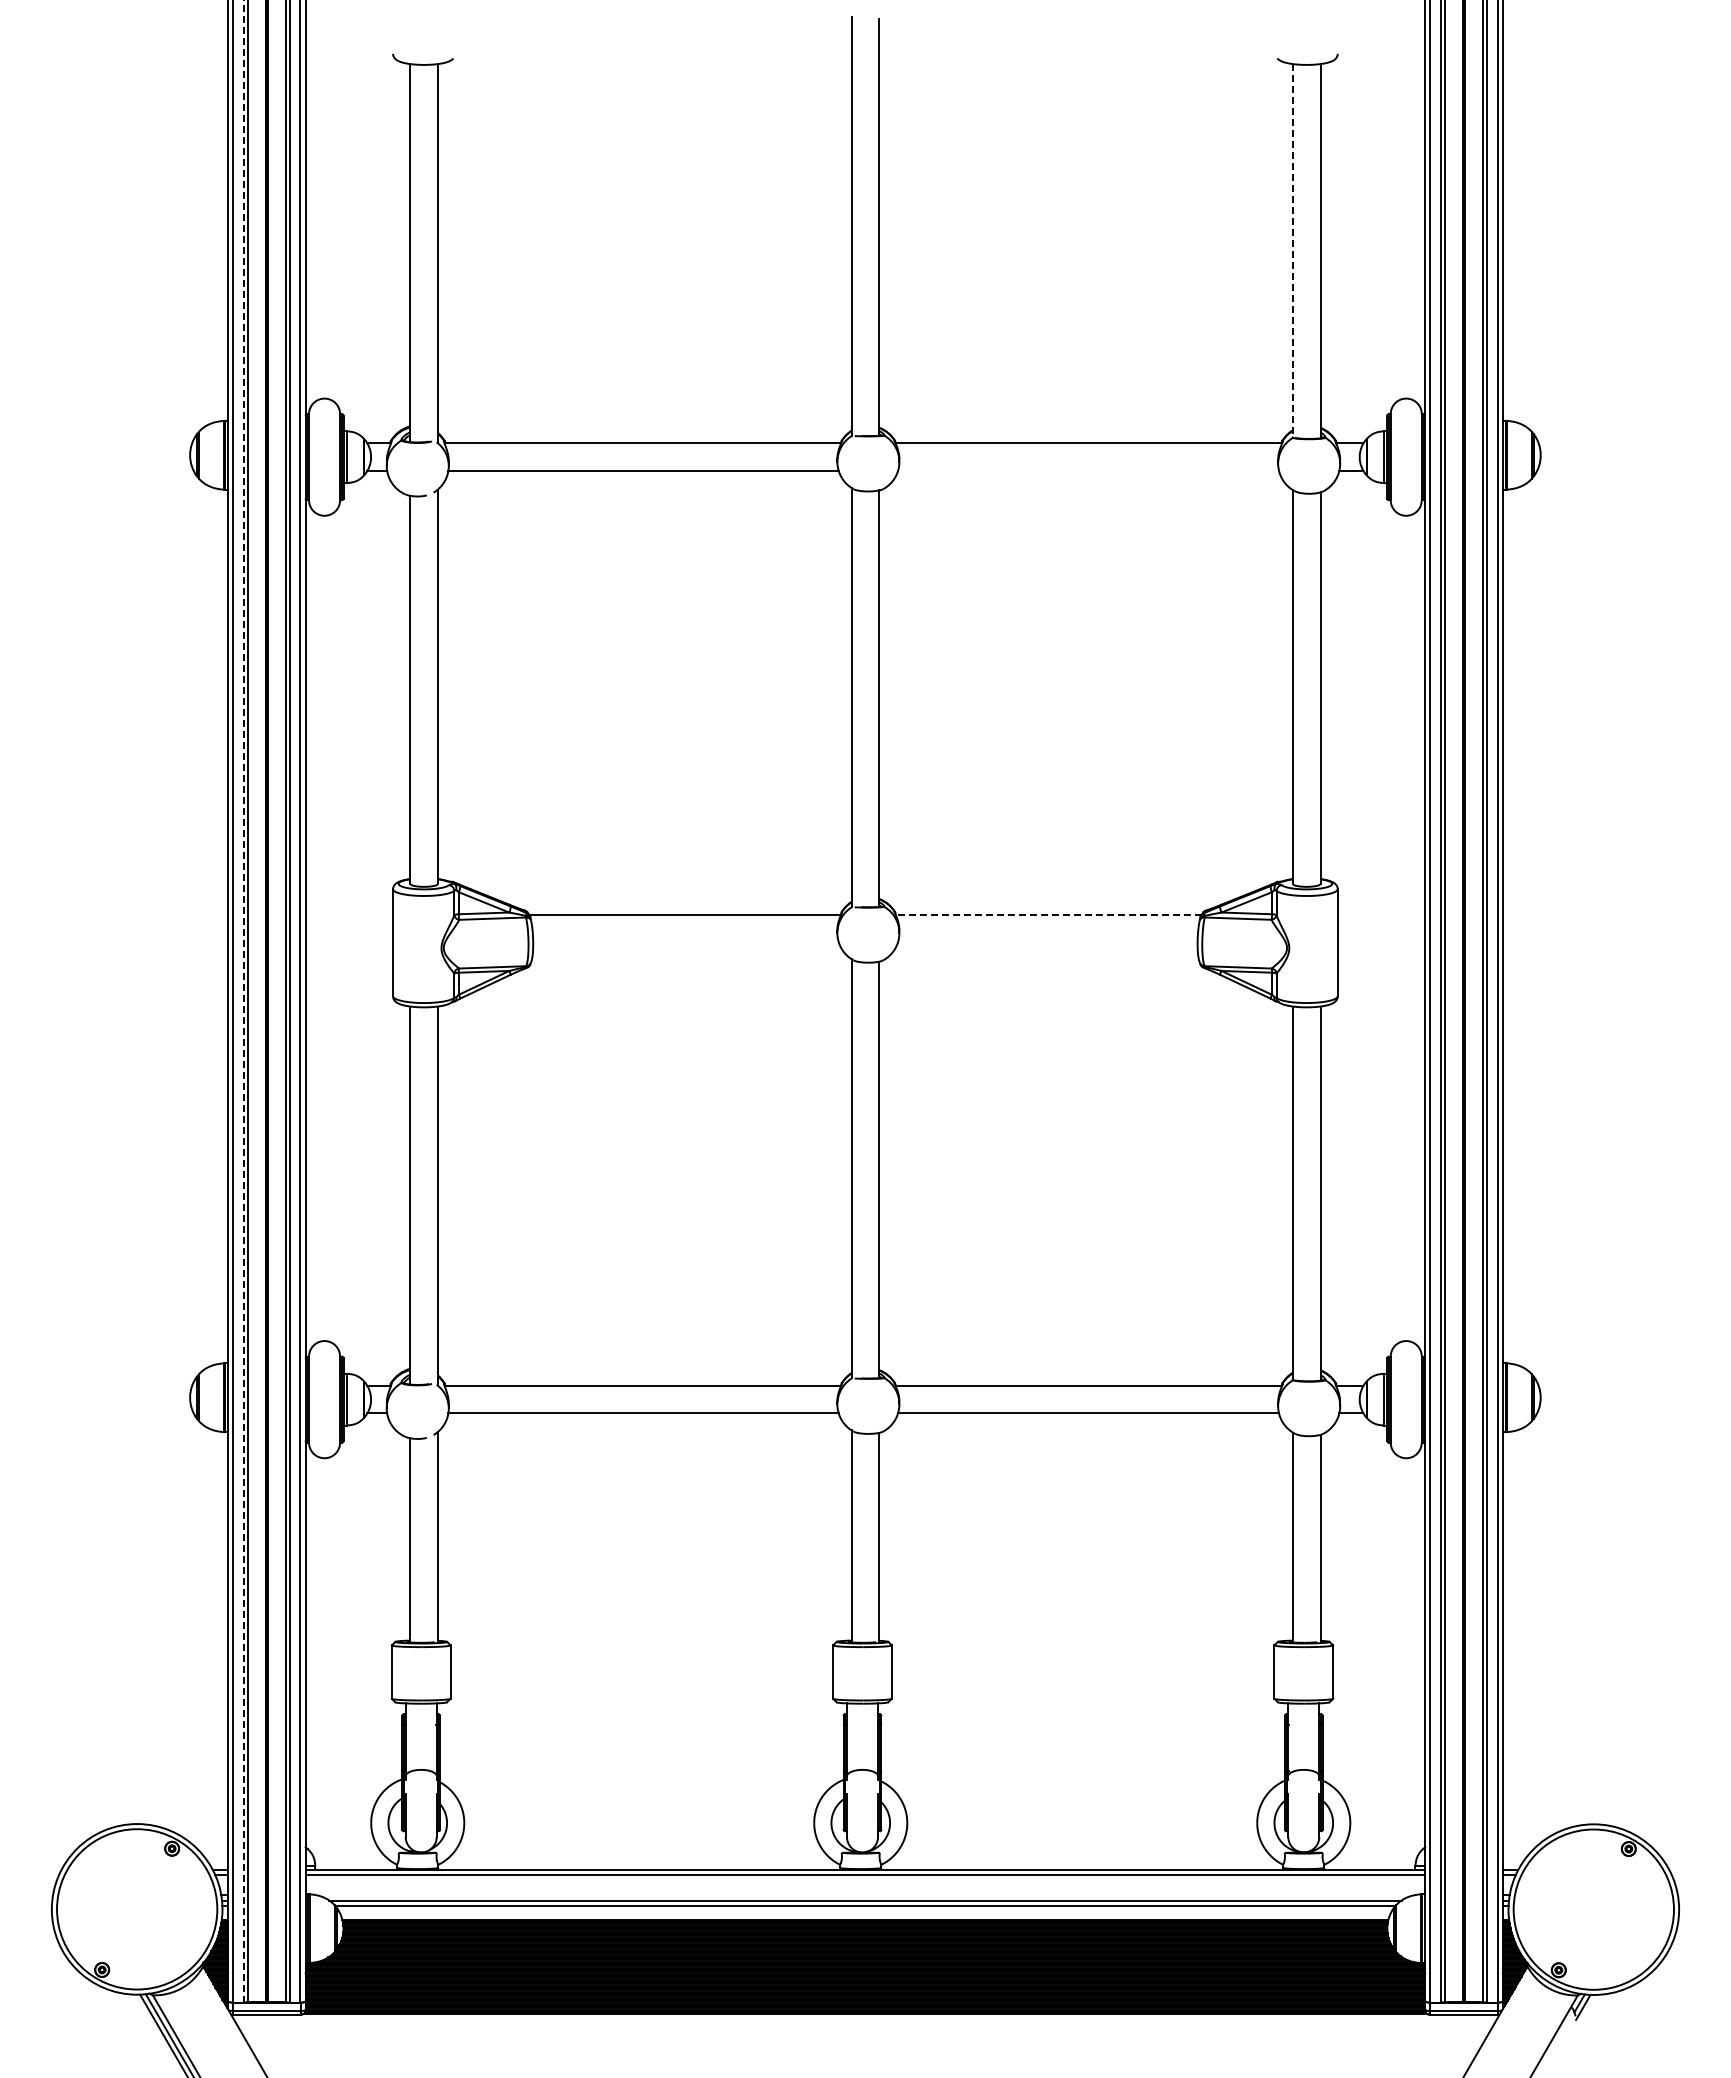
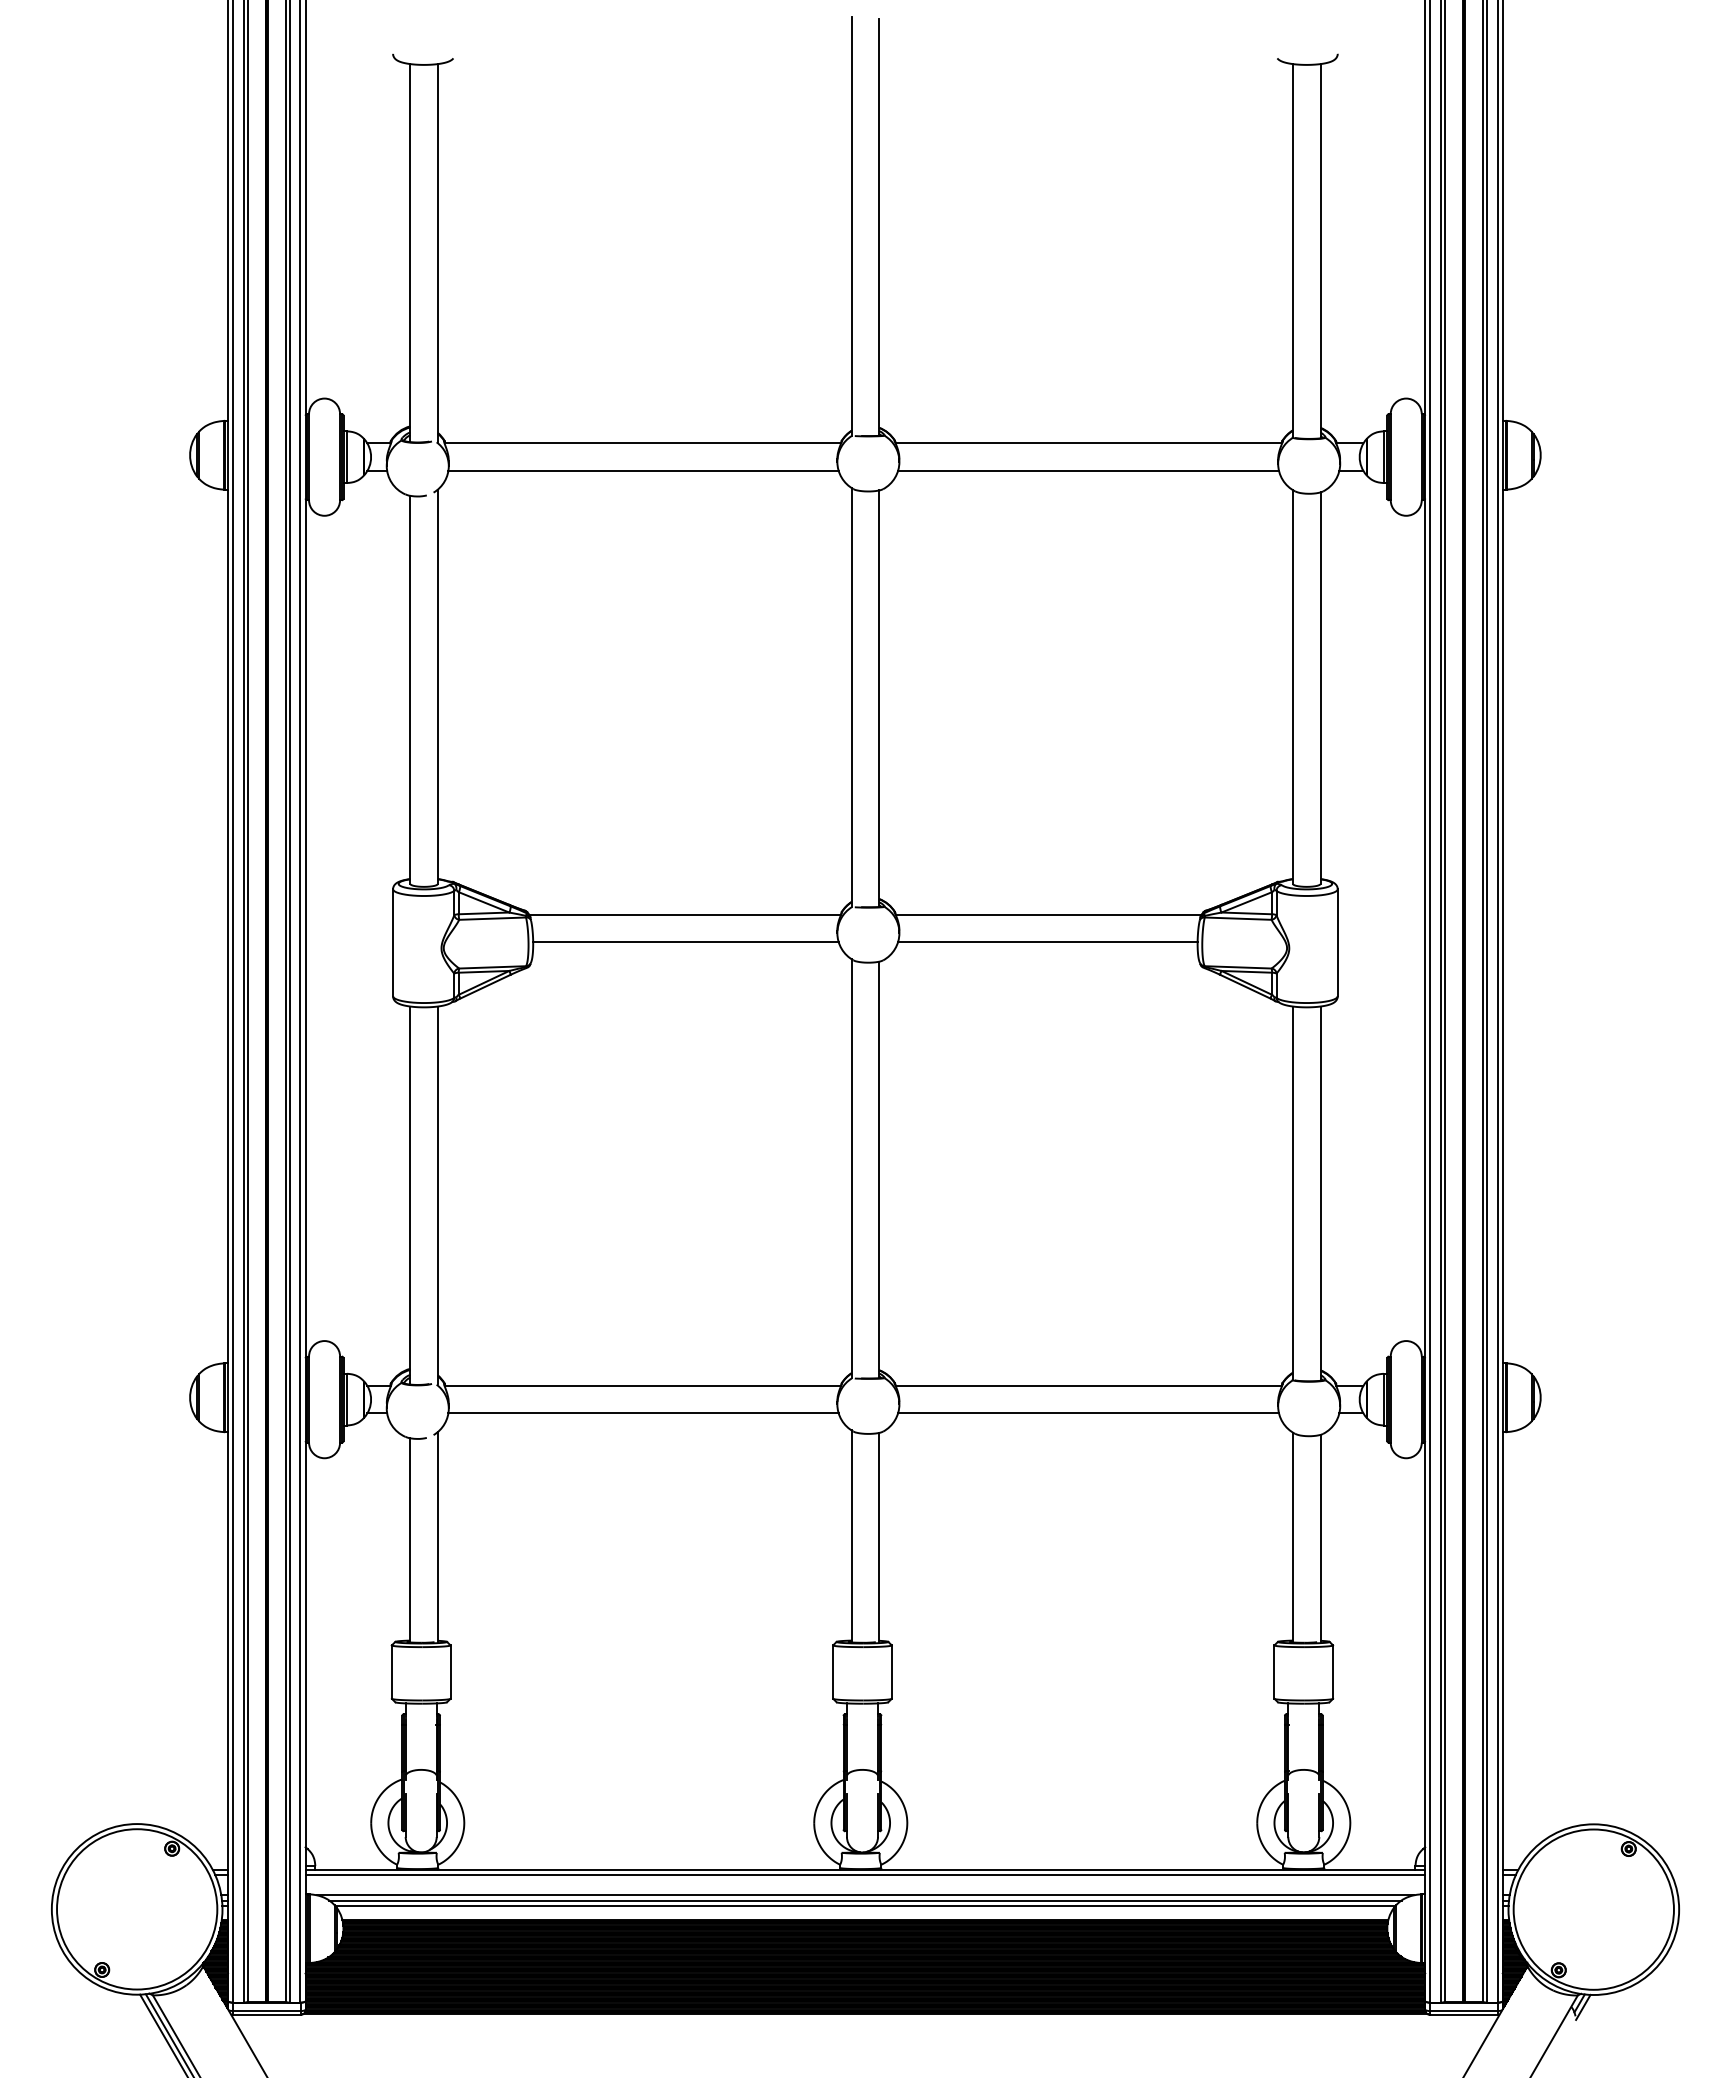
line: dashed -> solid (1292, 251)
line: none -> present (1088, 470)
line: dashed -> solid (1048, 914)
line: none -> present (685, 942)
line: none -> present (1047, 942)
line: dashed -> solid (243, 1001)
line: none -> present (865, 1895)
